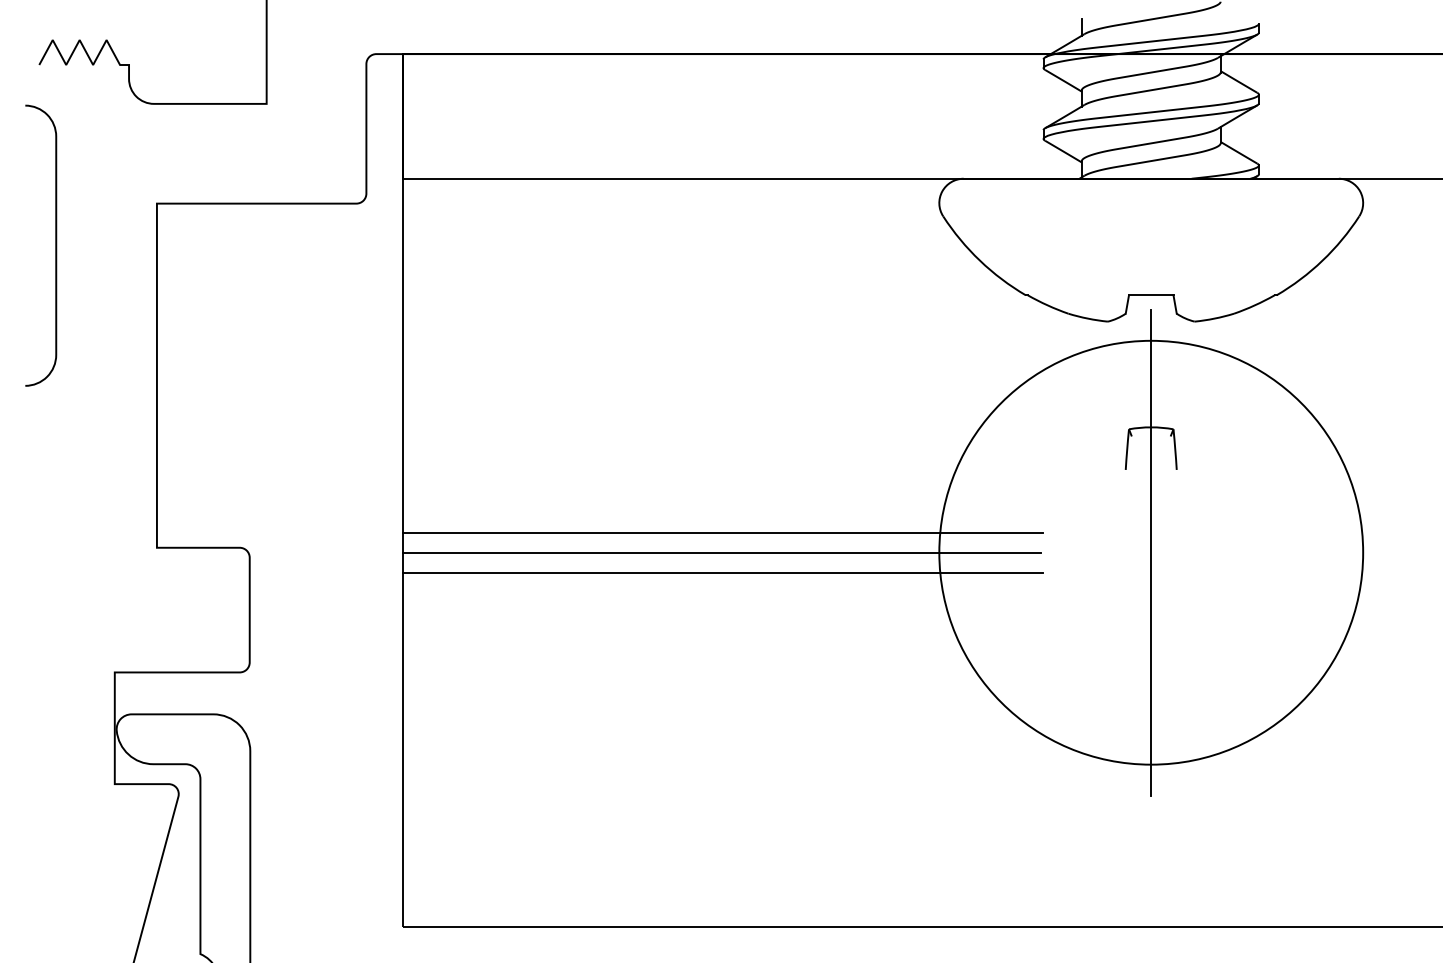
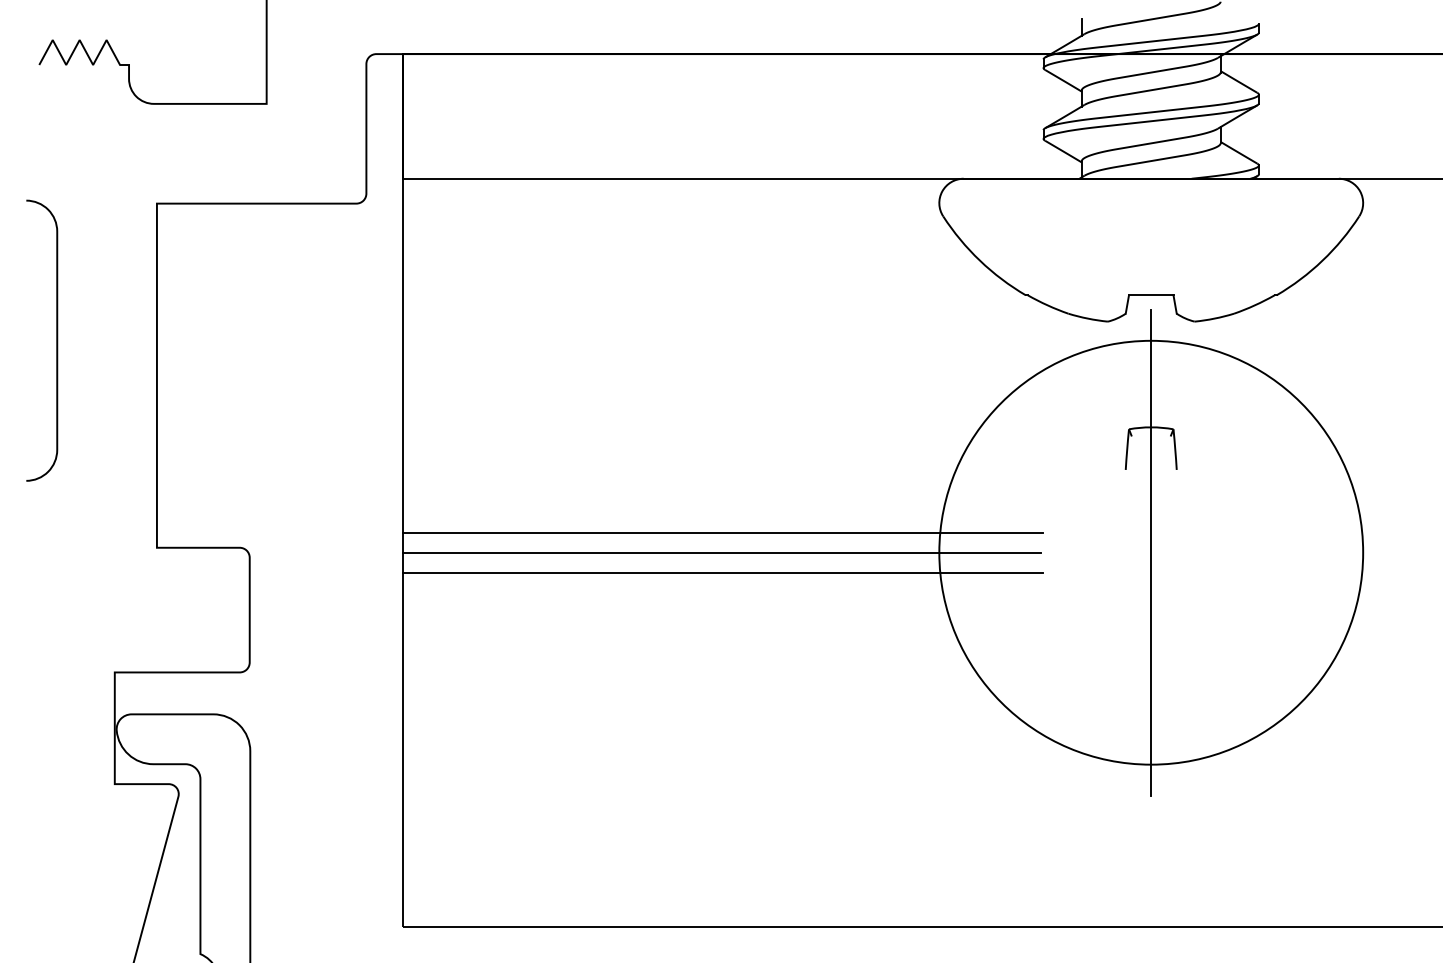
curve position: (55, 245) -> (56, 340) (56, 340)
